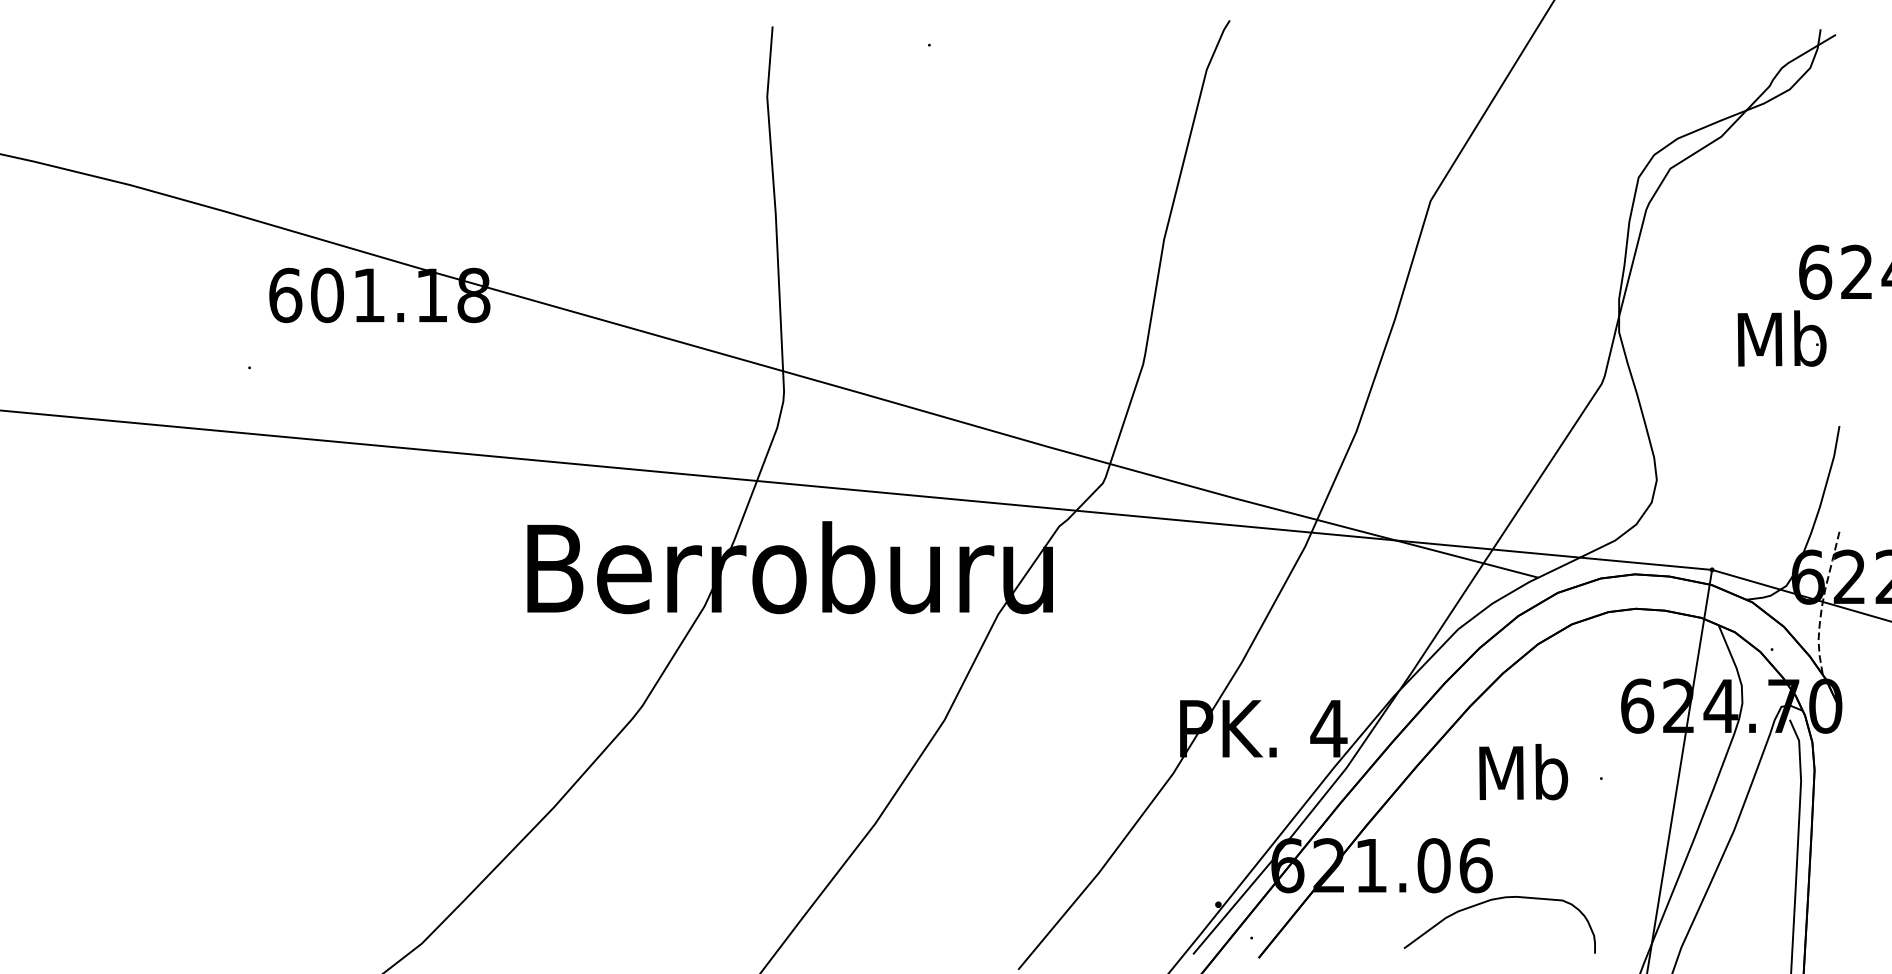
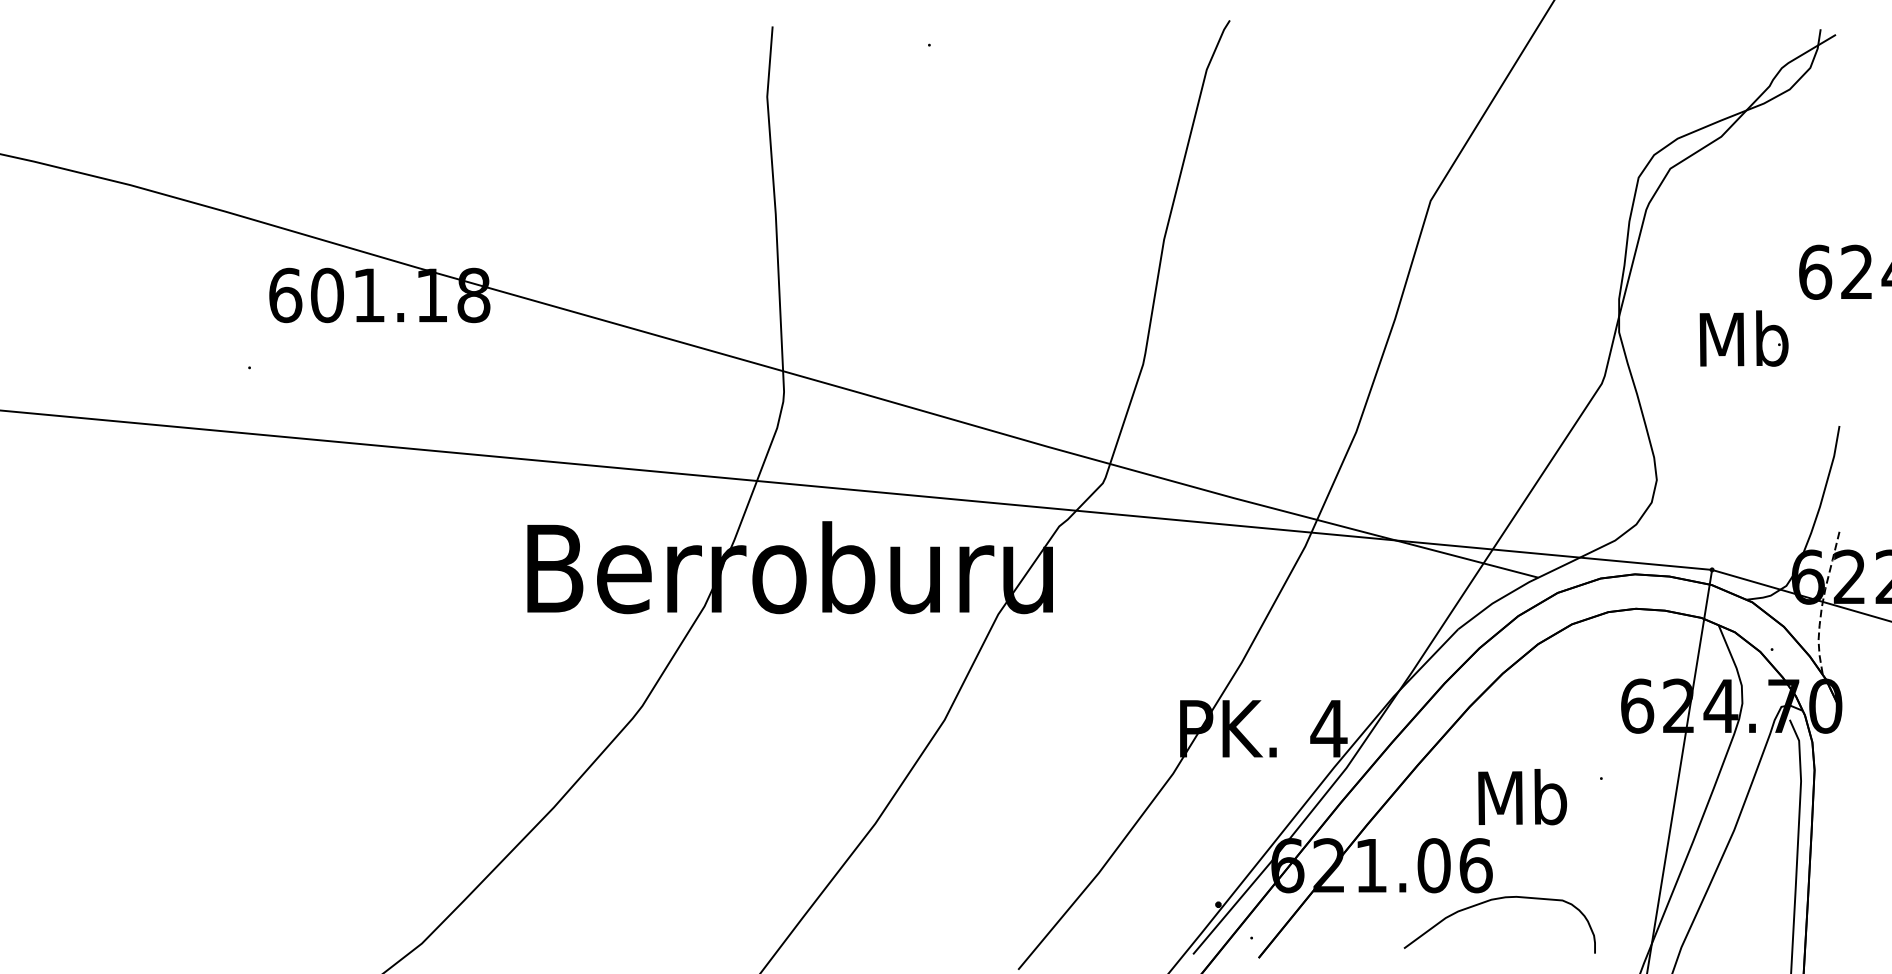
text position: (1781, 338) -> (1743, 338) (1743, 338)
text position: (1523, 772) -> (1522, 797) (1522, 797)
